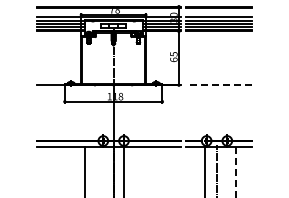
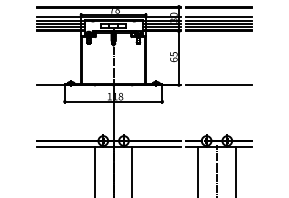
line: dashed -> solid (218, 85)
line position: (85, 170) -> (95, 170) (95, 170)
line position: (124, 170) -> (132, 170) (132, 170)
line position: (205, 170) -> (198, 170) (198, 170)
line: dashed -> solid (235, 172)
